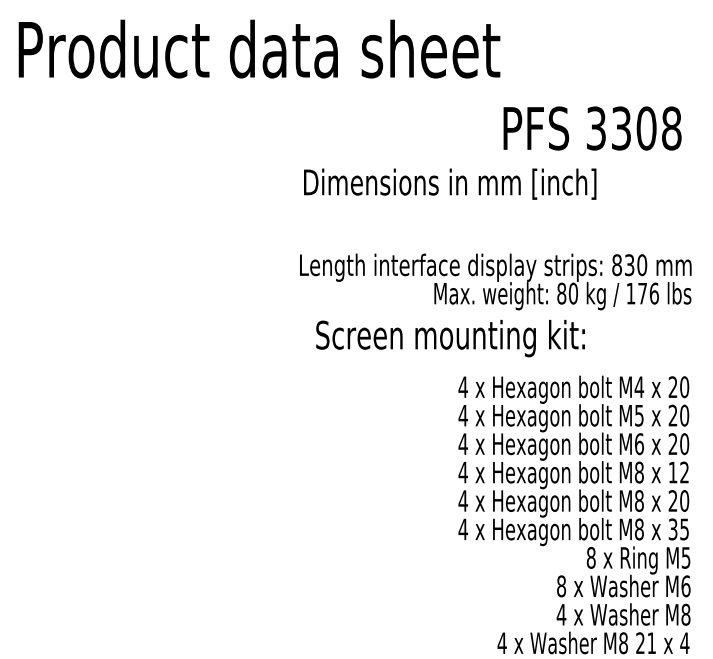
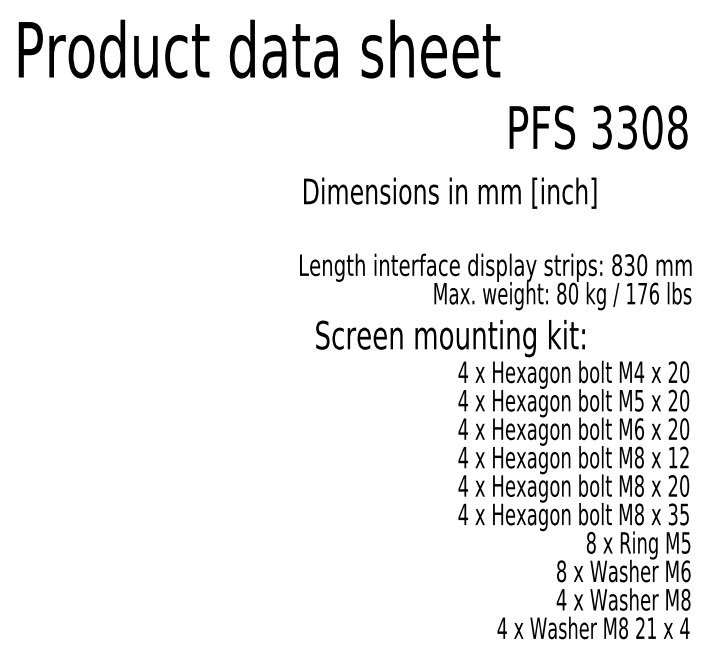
text position: (592, 128) -> (598, 127) (598, 127)
text position: (450, 183) -> (450, 192) (450, 192)
text position: (574, 514) -> (574, 499) (574, 499)
